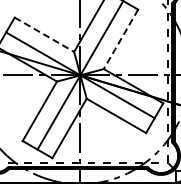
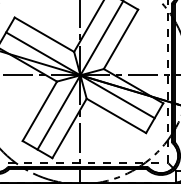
line: dashed -> solid (44, 35)
line: dashed -> solid (120, 39)
